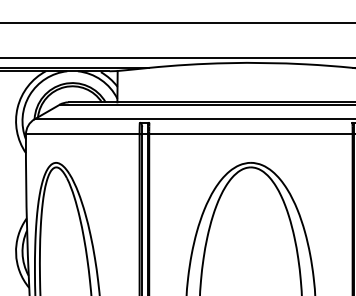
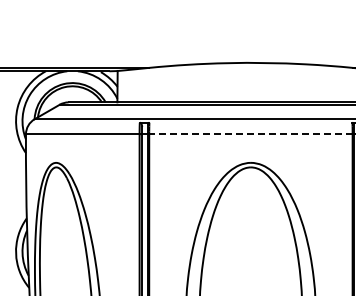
line: present -> none (177, 23)
line: present -> none (177, 58)
line: solid -> dashed (250, 134)
